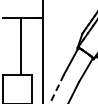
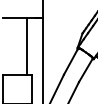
line position: (20, 46) -> (26, 46) (26, 46)
line: dashed -> solid (57, 89)
